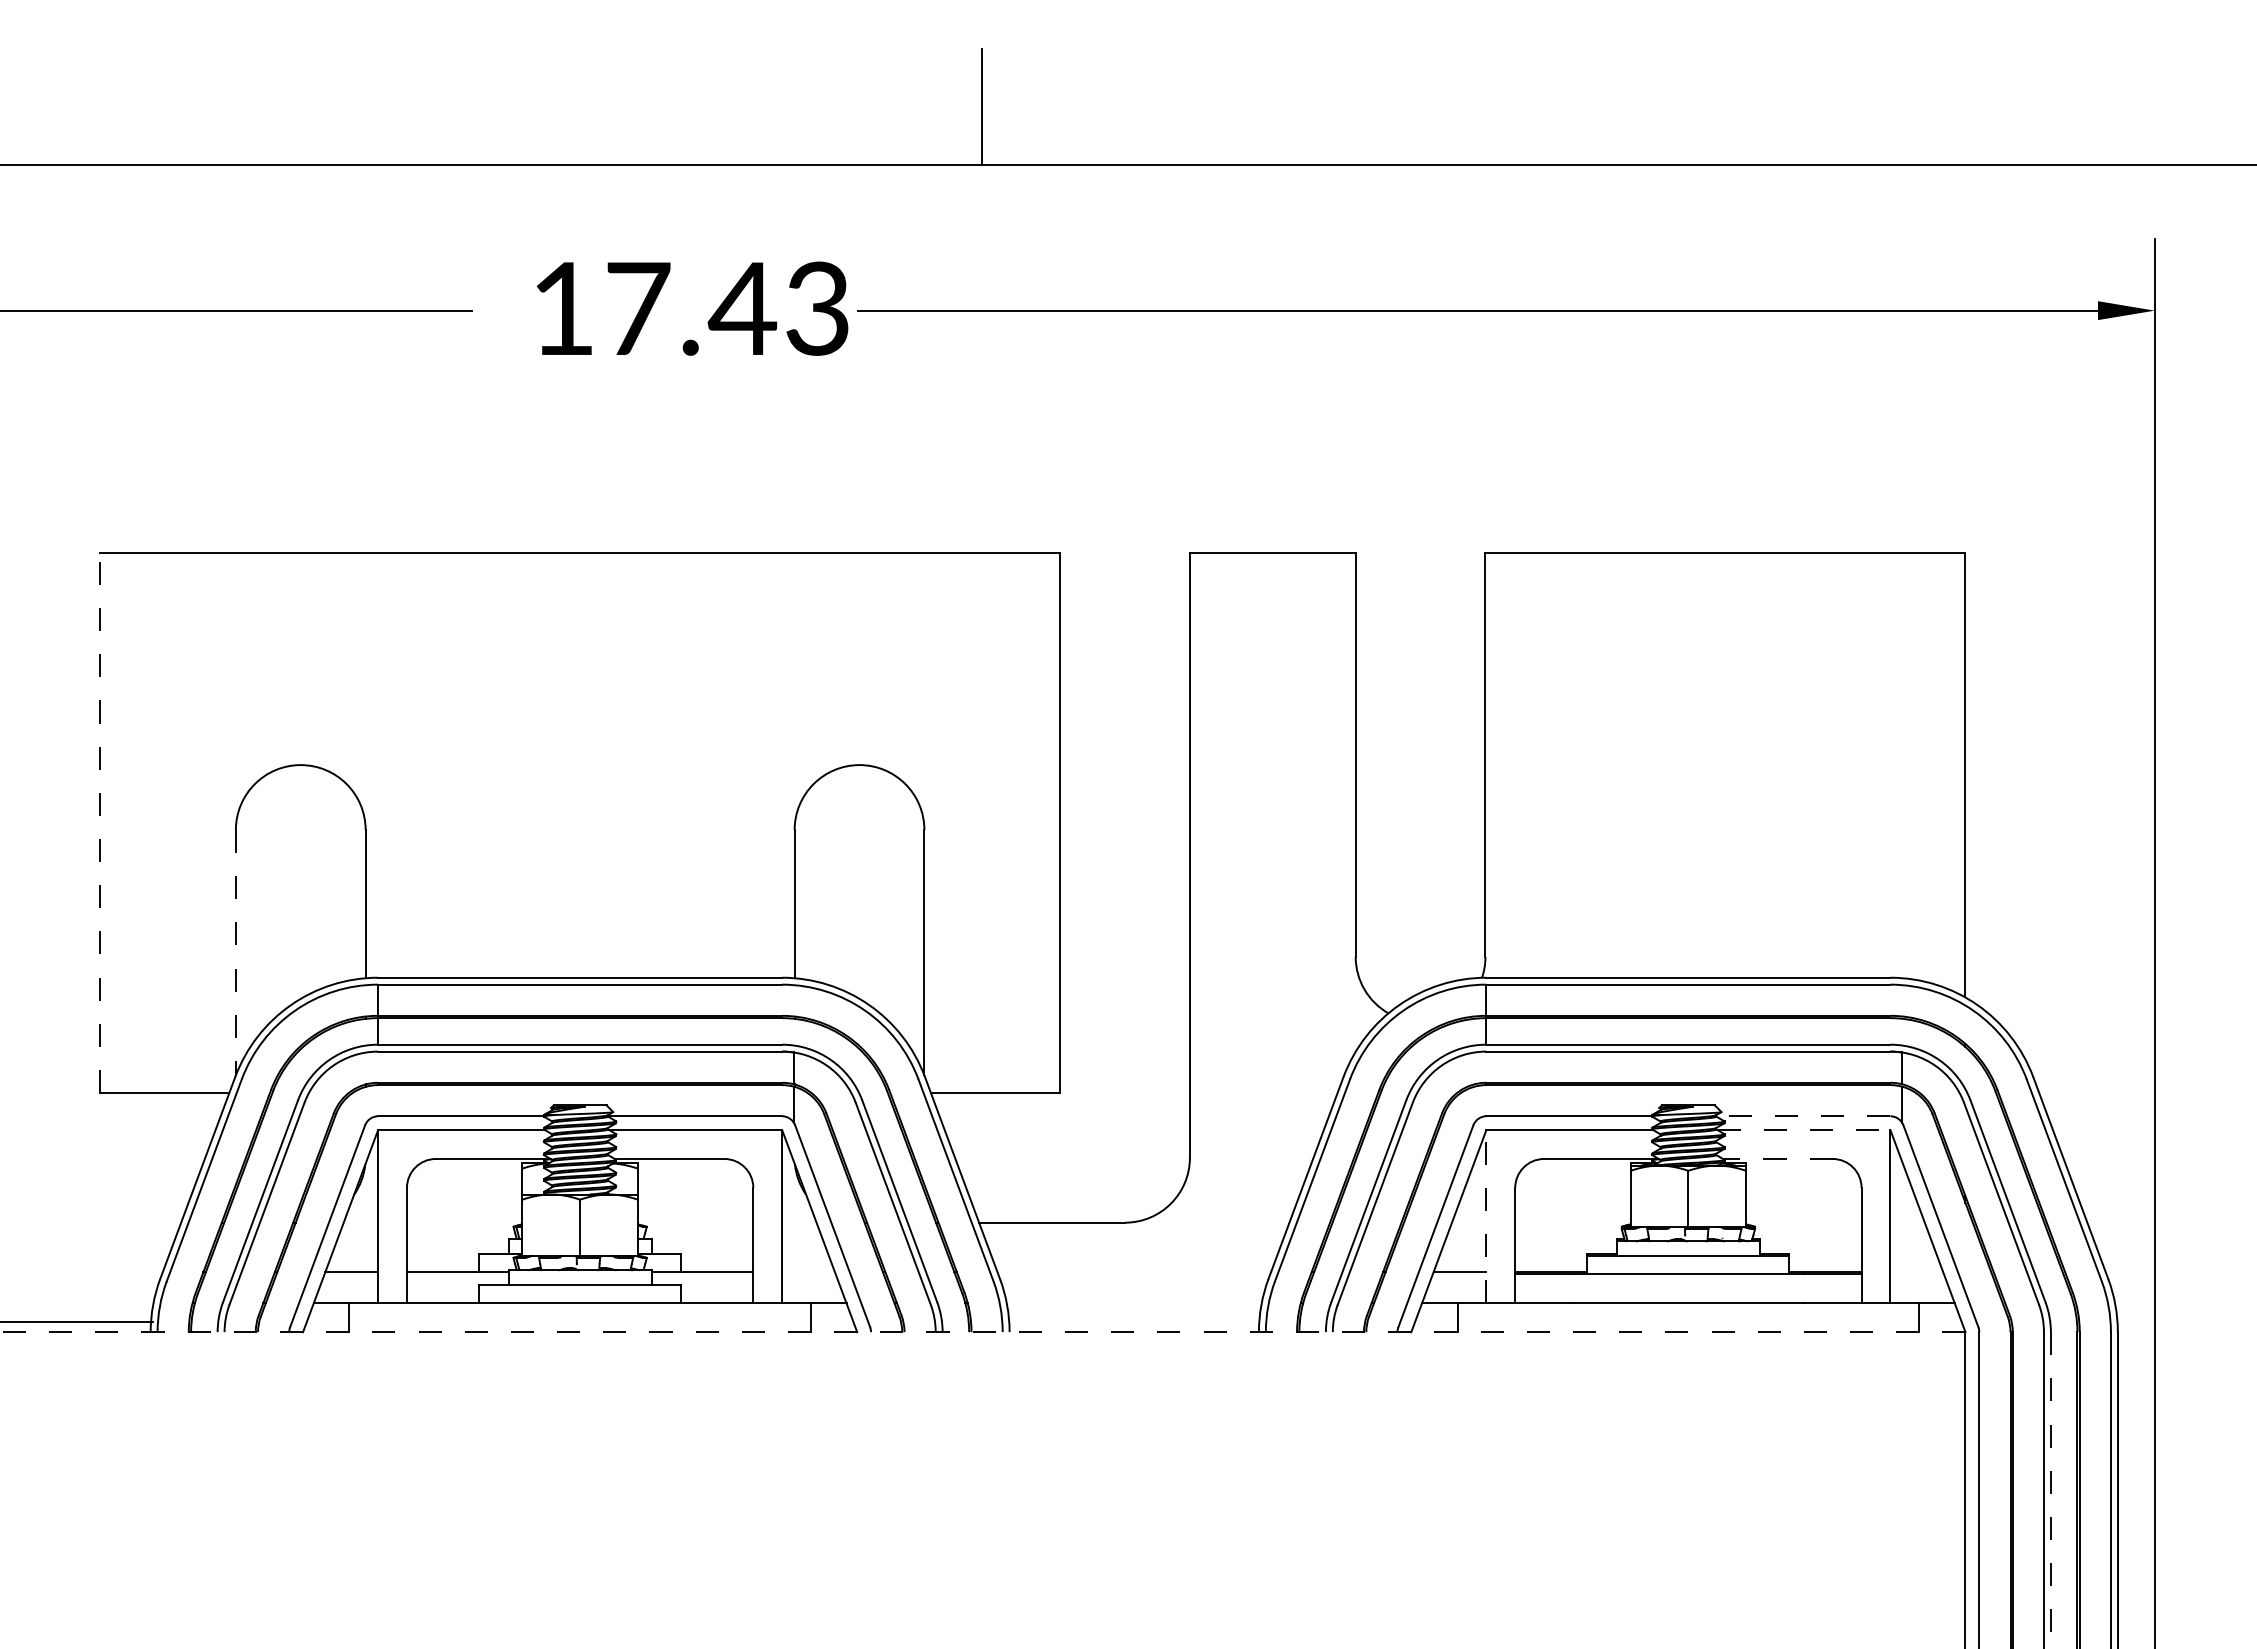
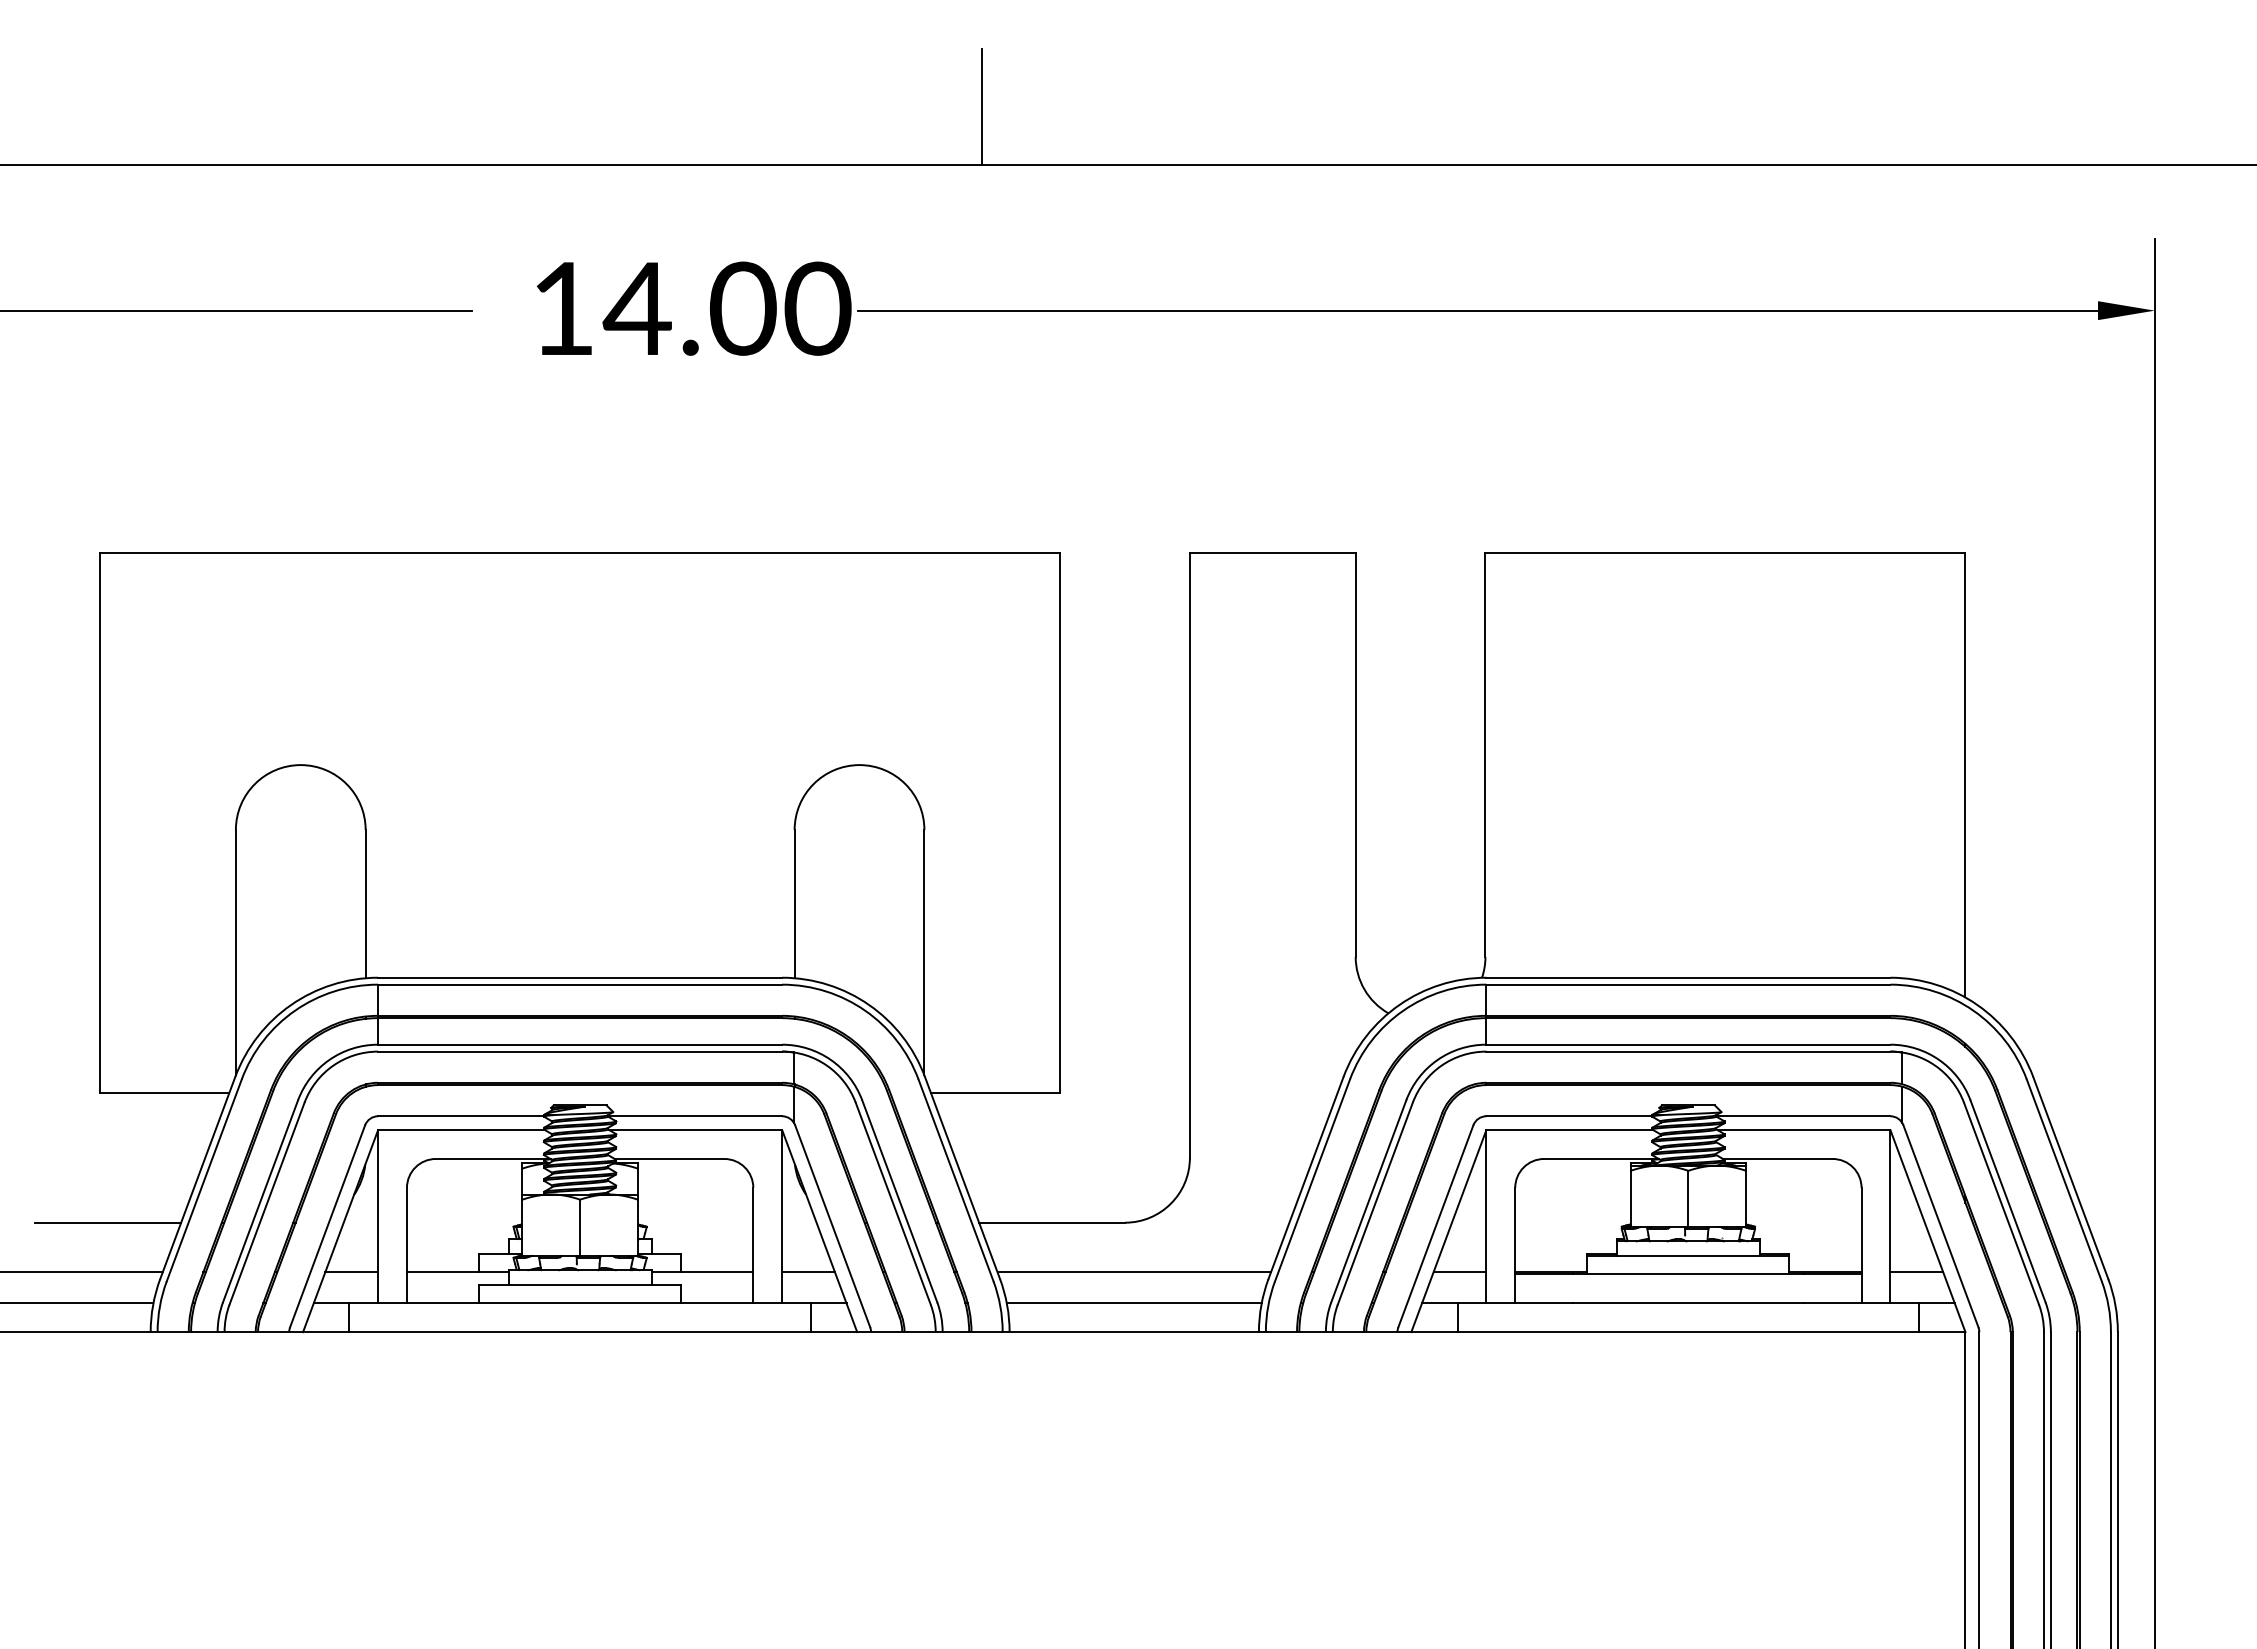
text: 17.43 -> 14.00 (726, 308)
line: dashed -> solid (100, 822)
line: dashed -> solid (235, 952)
line: dashed -> solid (1802, 1116)
line: dashed -> solid (1804, 1130)
line: dashed -> solid (1777, 1158)
line: dashed -> solid (1486, 1216)
line: none -> present (108, 1222)
line: none -> present (82, 1272)
line: none -> present (808, 1272)
line: none -> present (1134, 1272)
line: none -> present (1916, 1272)
line: none -> present (1133, 1303)
line position: (77, 1322) -> (77, 1303) (77, 1303)
line: dashed -> solid (982, 1332)
line: dashed -> solid (2050, 1490)
